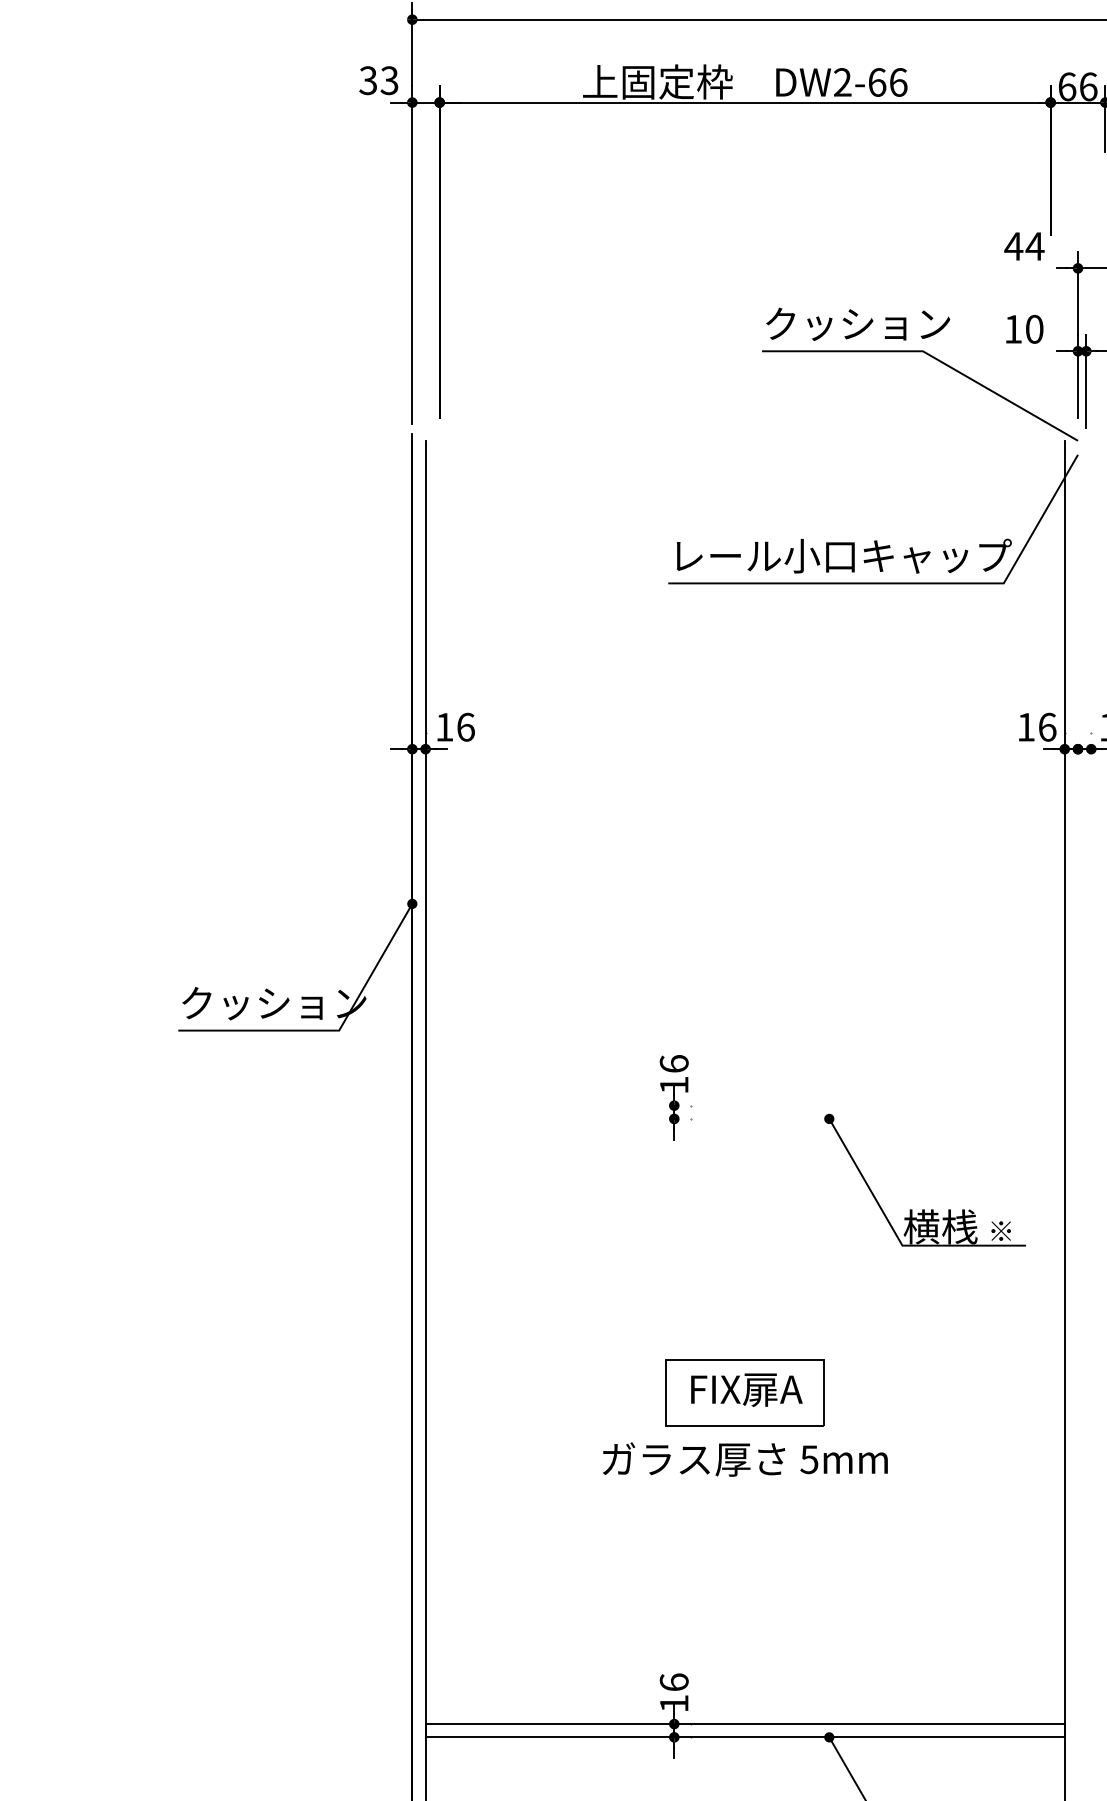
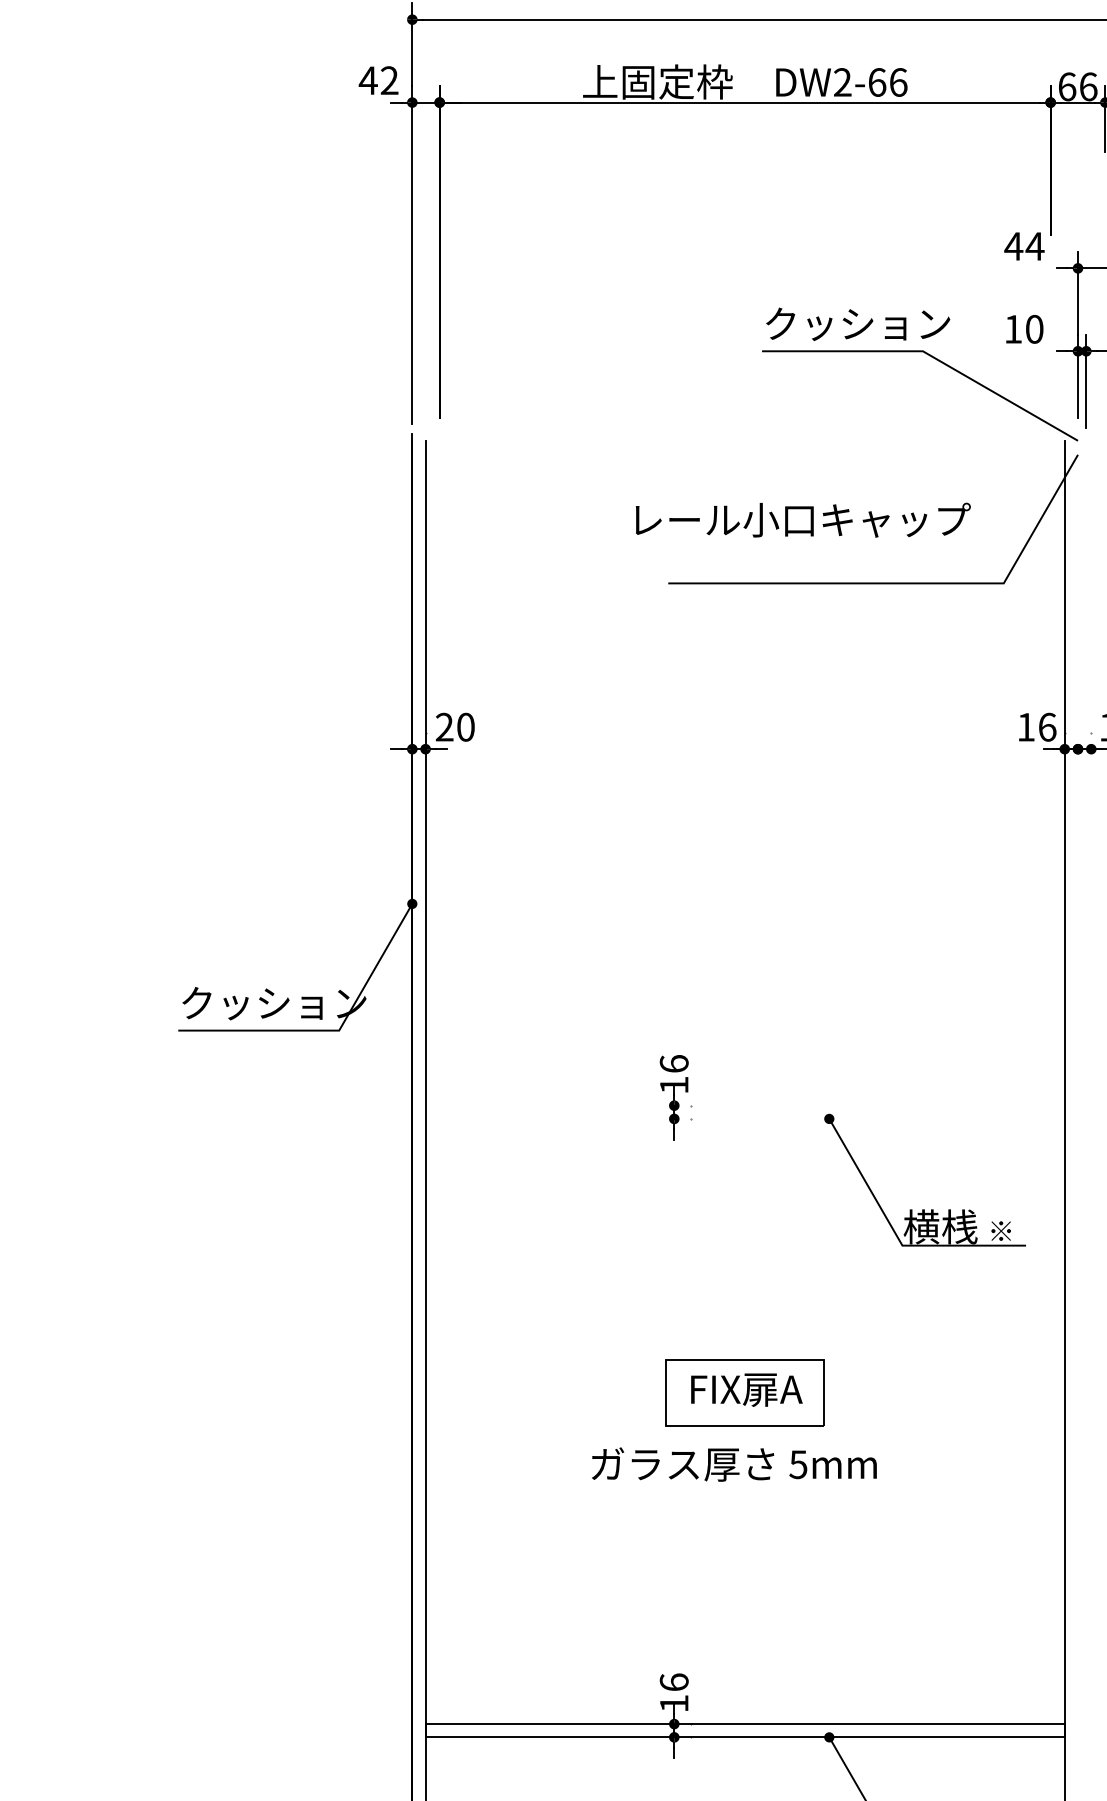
text: 33 -> 42 (378, 80)
text position: (843, 555) -> (802, 519) (802, 519)
text: 16 -> 20 (454, 726)
text position: (745, 1459) -> (734, 1464) (734, 1464)
